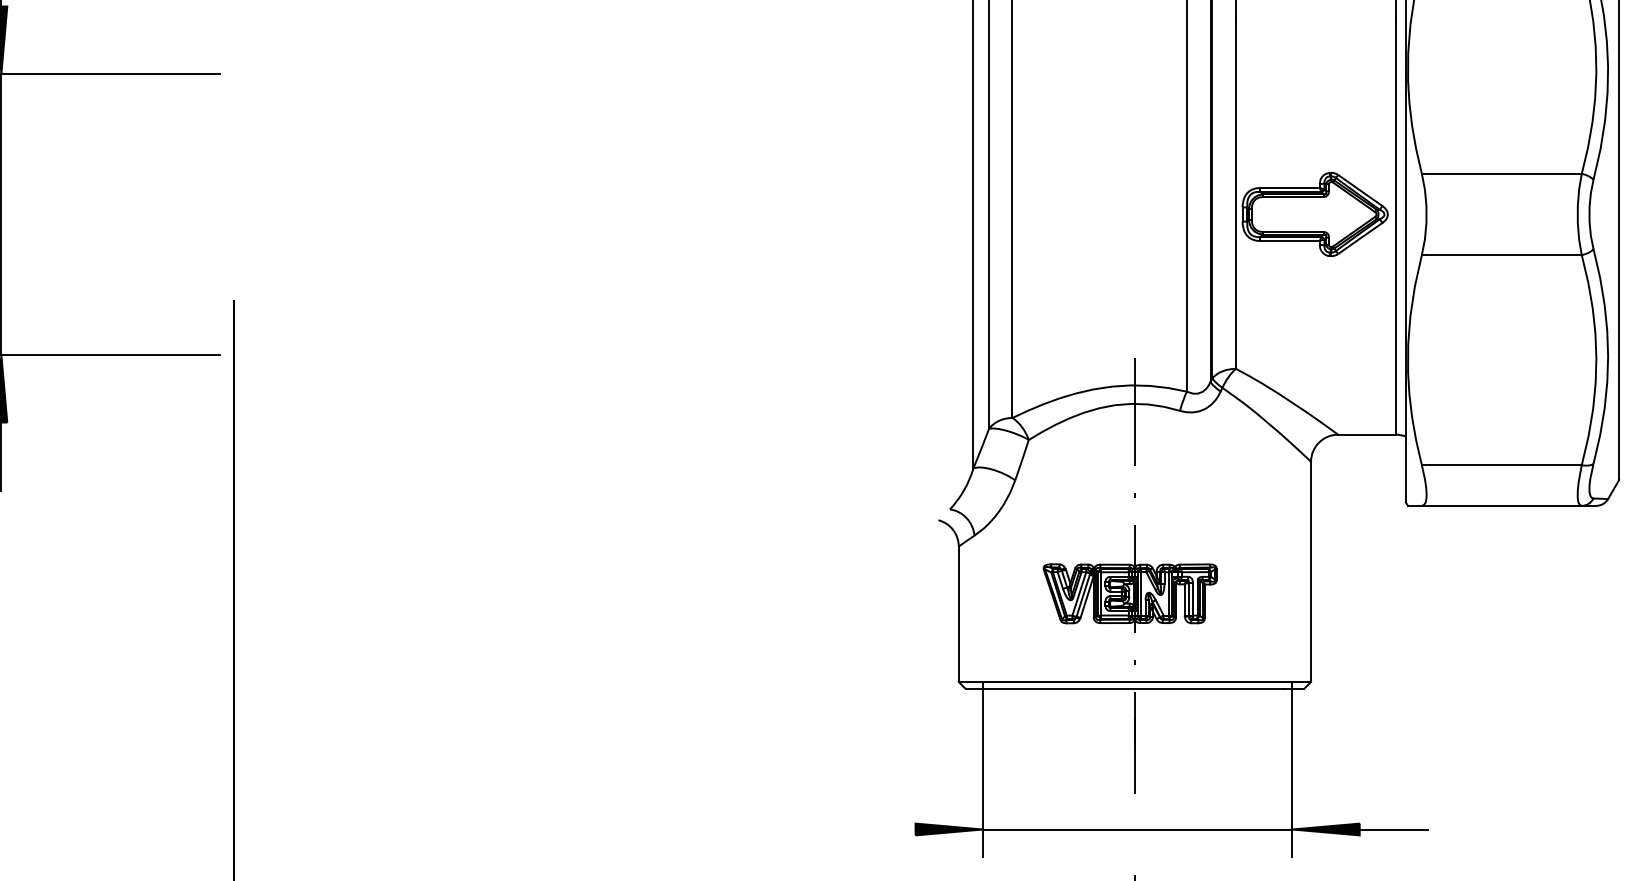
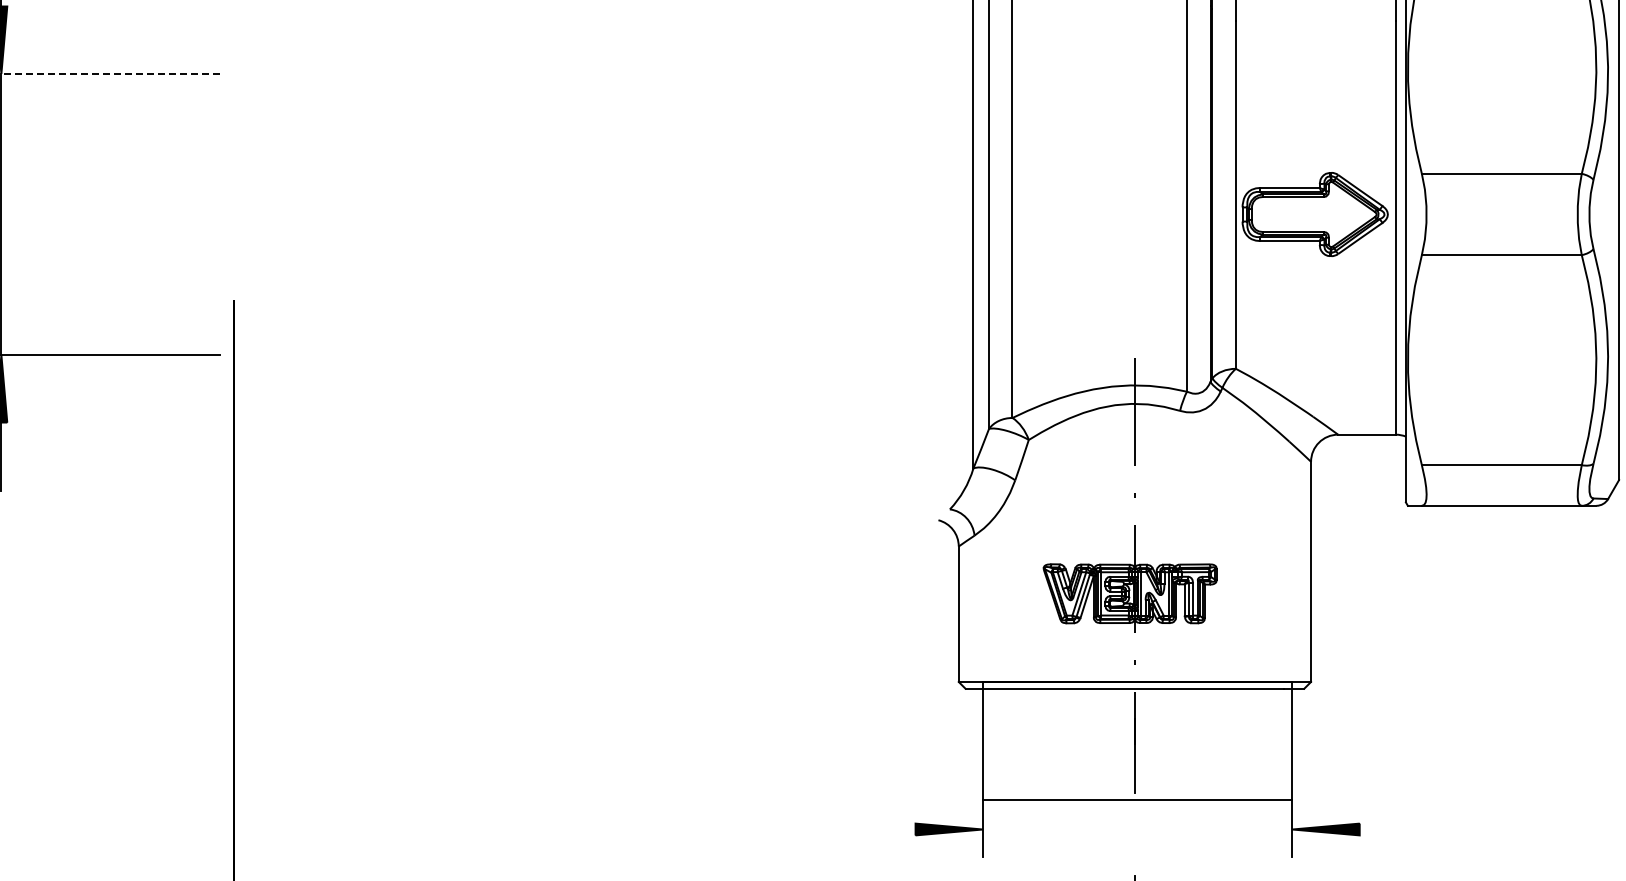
line: solid -> dashed (110, 74)
line position: (1137, 829) -> (1137, 799) (1137, 799)
line: present -> none (1393, 829)
